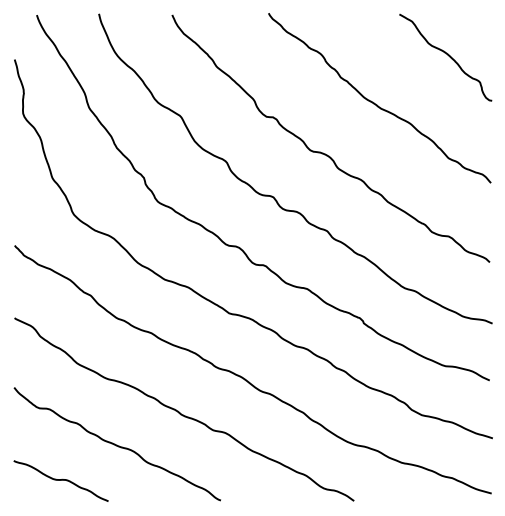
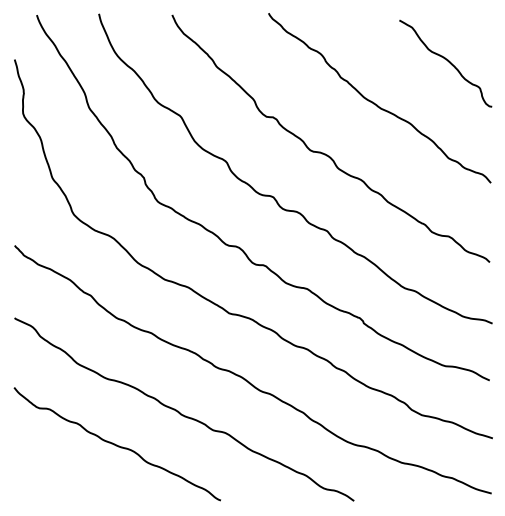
curve position: (447, 55) -> (447, 61) (447, 61)
curve: present -> none (60, 480)
